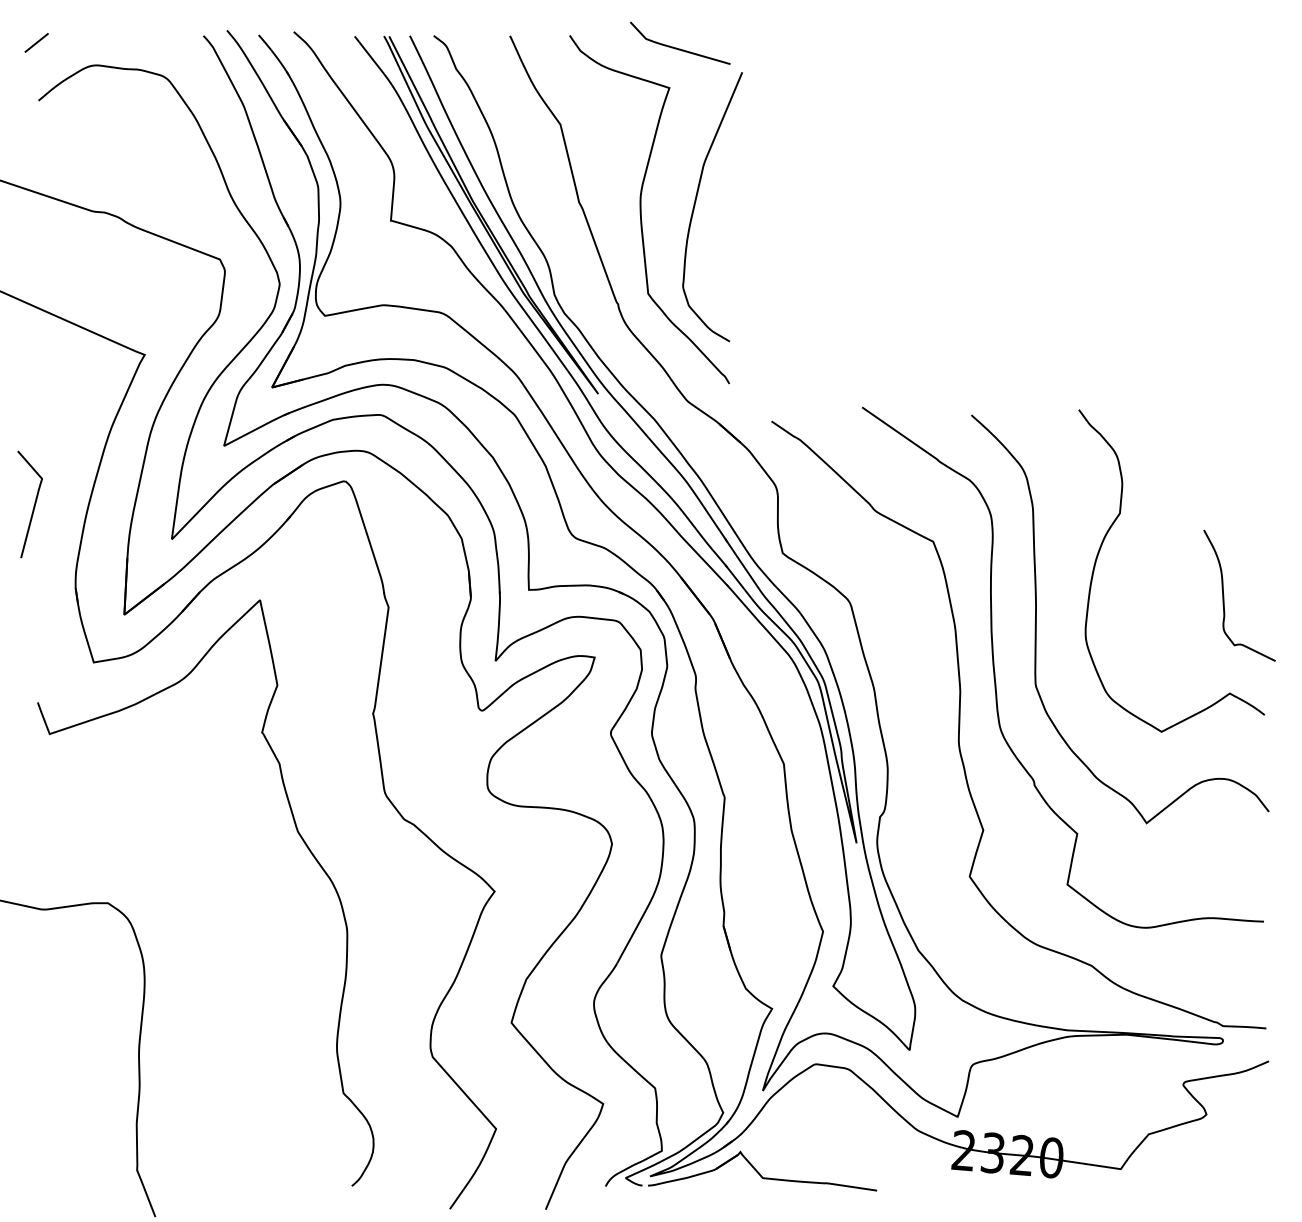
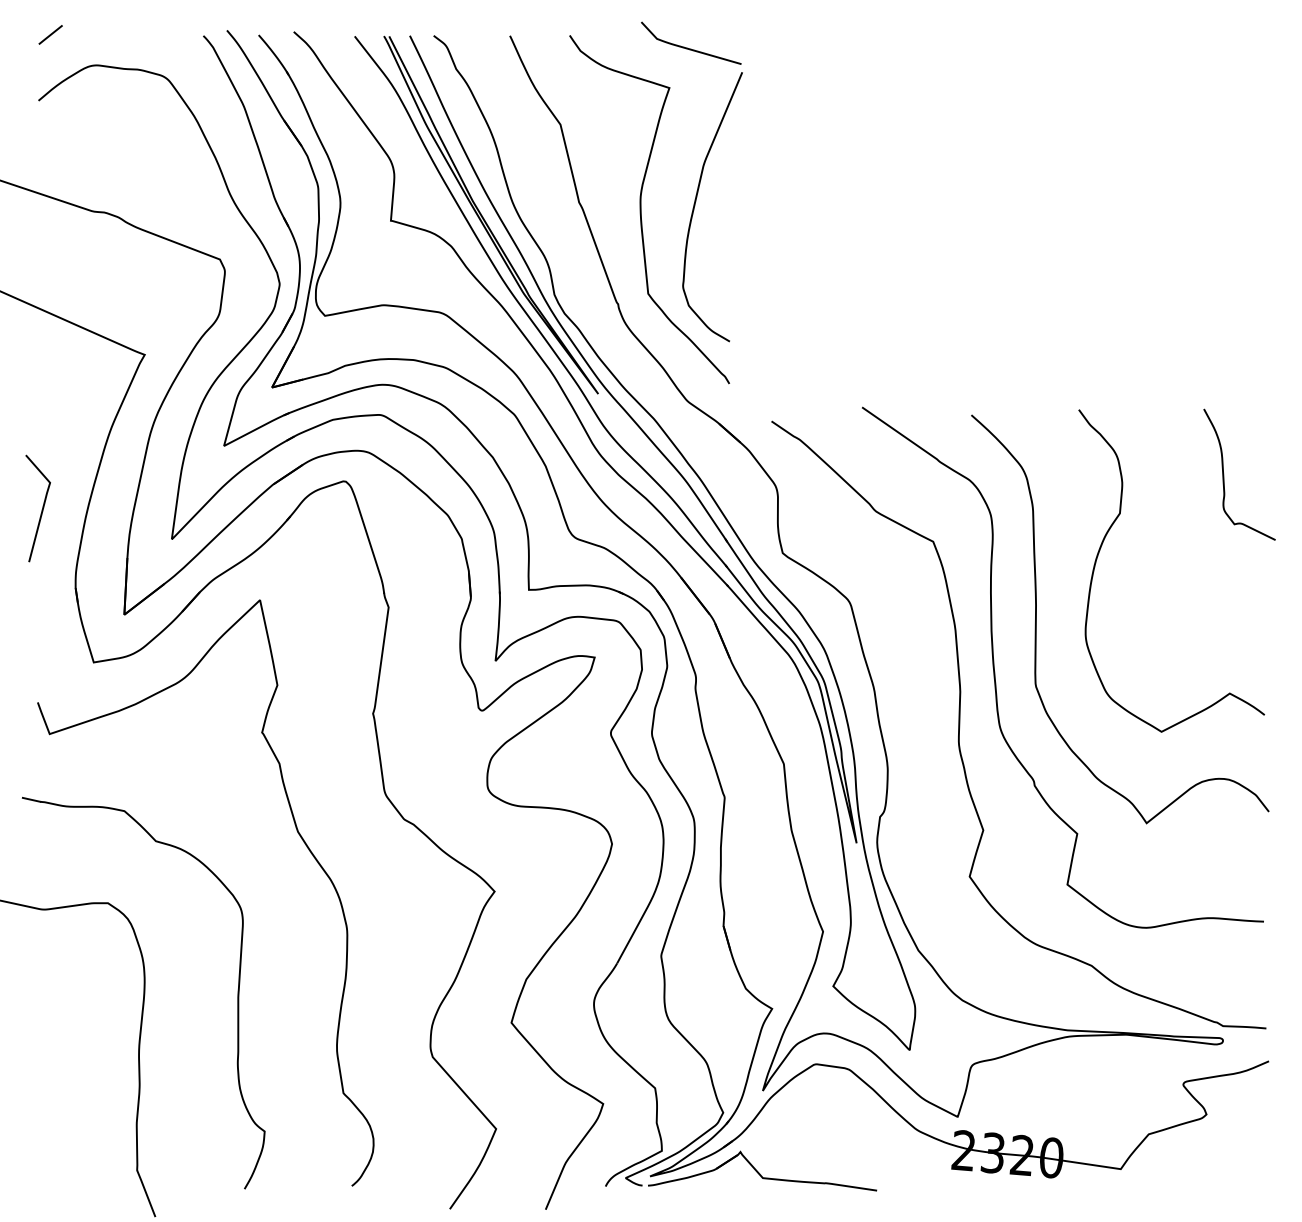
line position: (36, 42) -> (50, 34) (50, 34)
curve position: (680, 48) -> (691, 48) (691, 48)
curve position: (33, 505) -> (41, 509) (41, 509)
curve position: (1224, 595) -> (1224, 474) (1224, 474)
curve: none -> present (237, 992)
